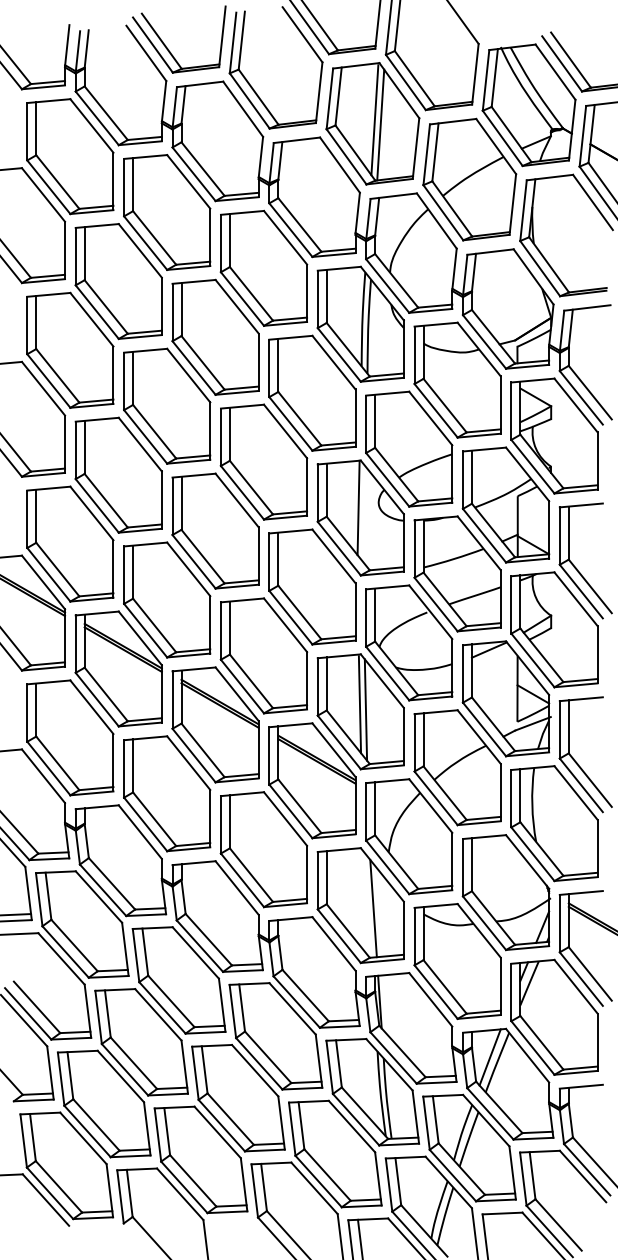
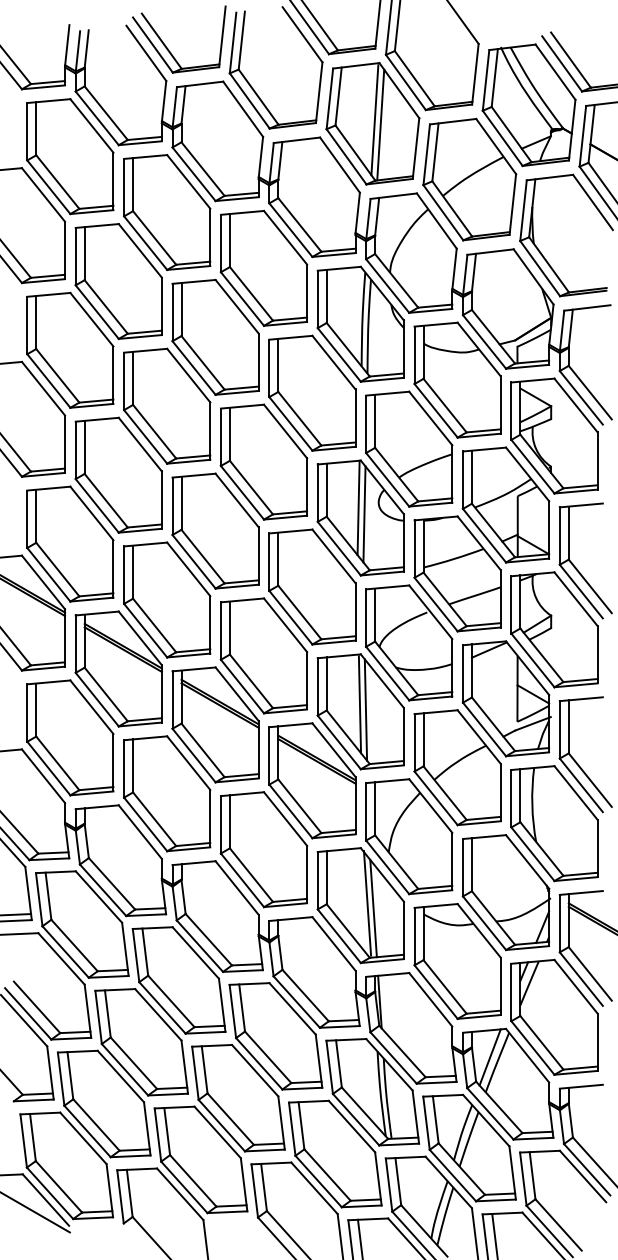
line: none -> present (364, 514)
line: none -> present (367, 903)
line: none -> present (35, 1212)
line: none -> present (494, 1234)
